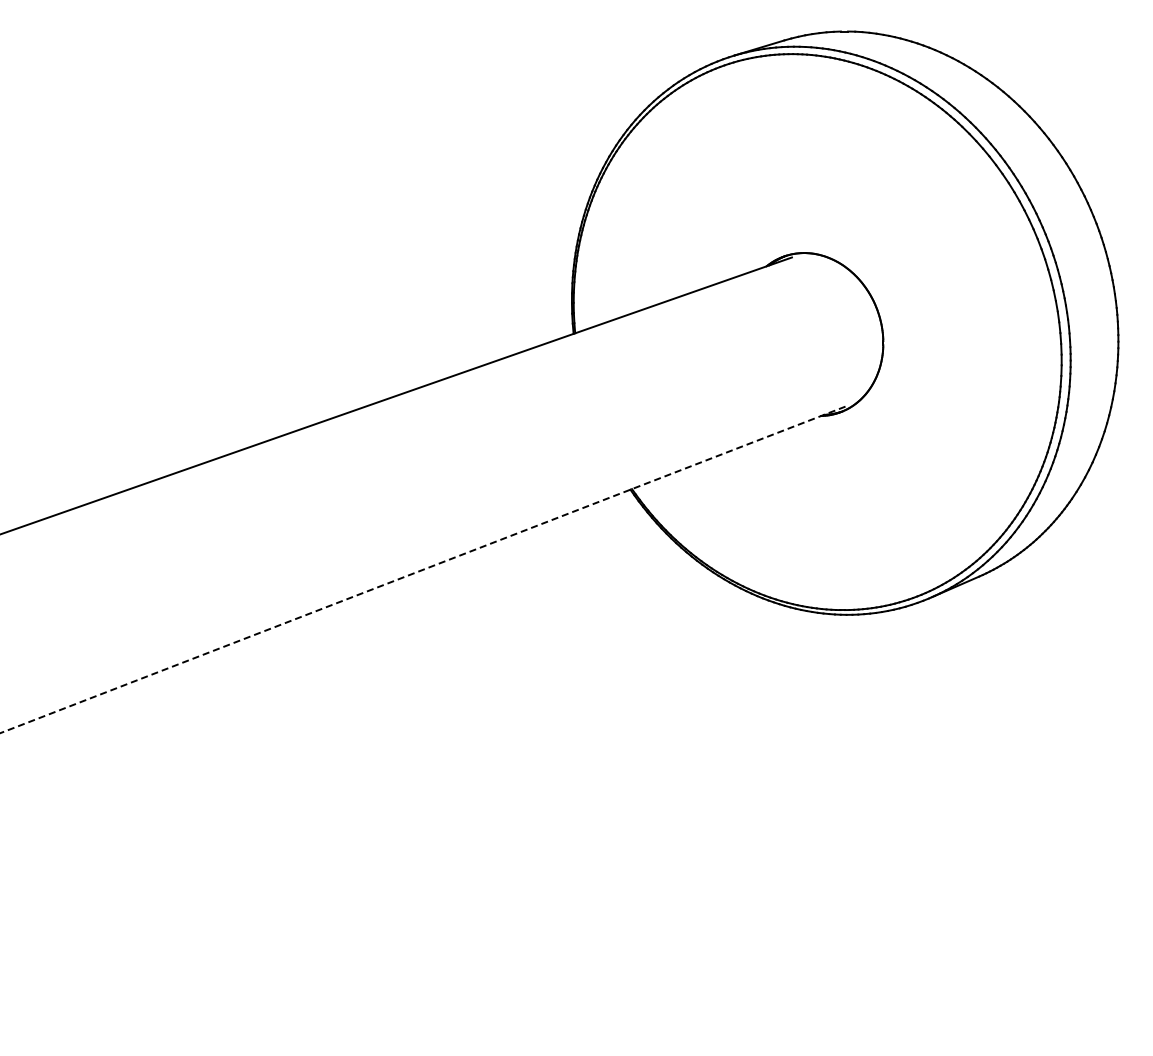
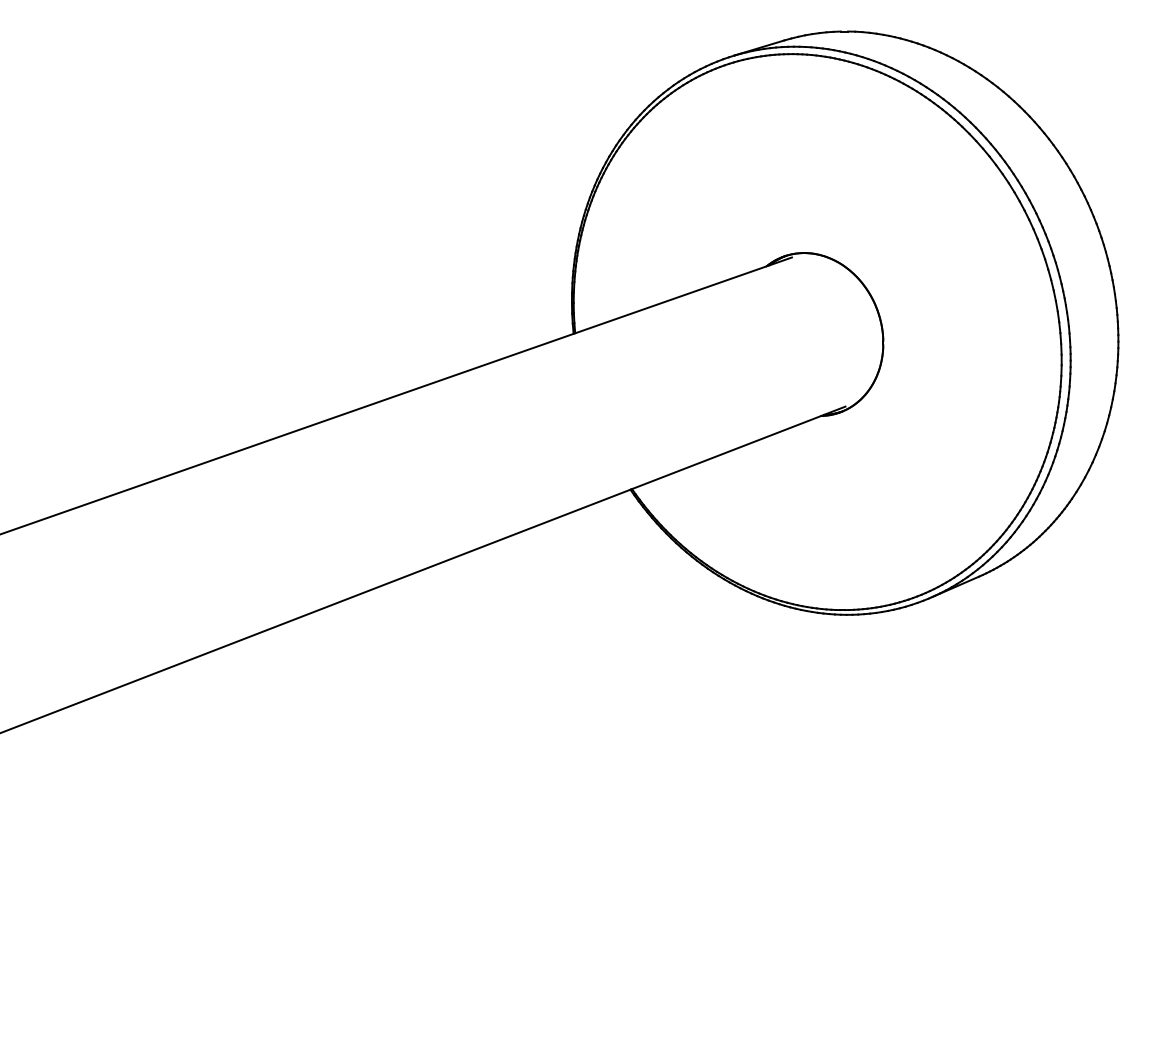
line: dashed -> solid (423, 569)
